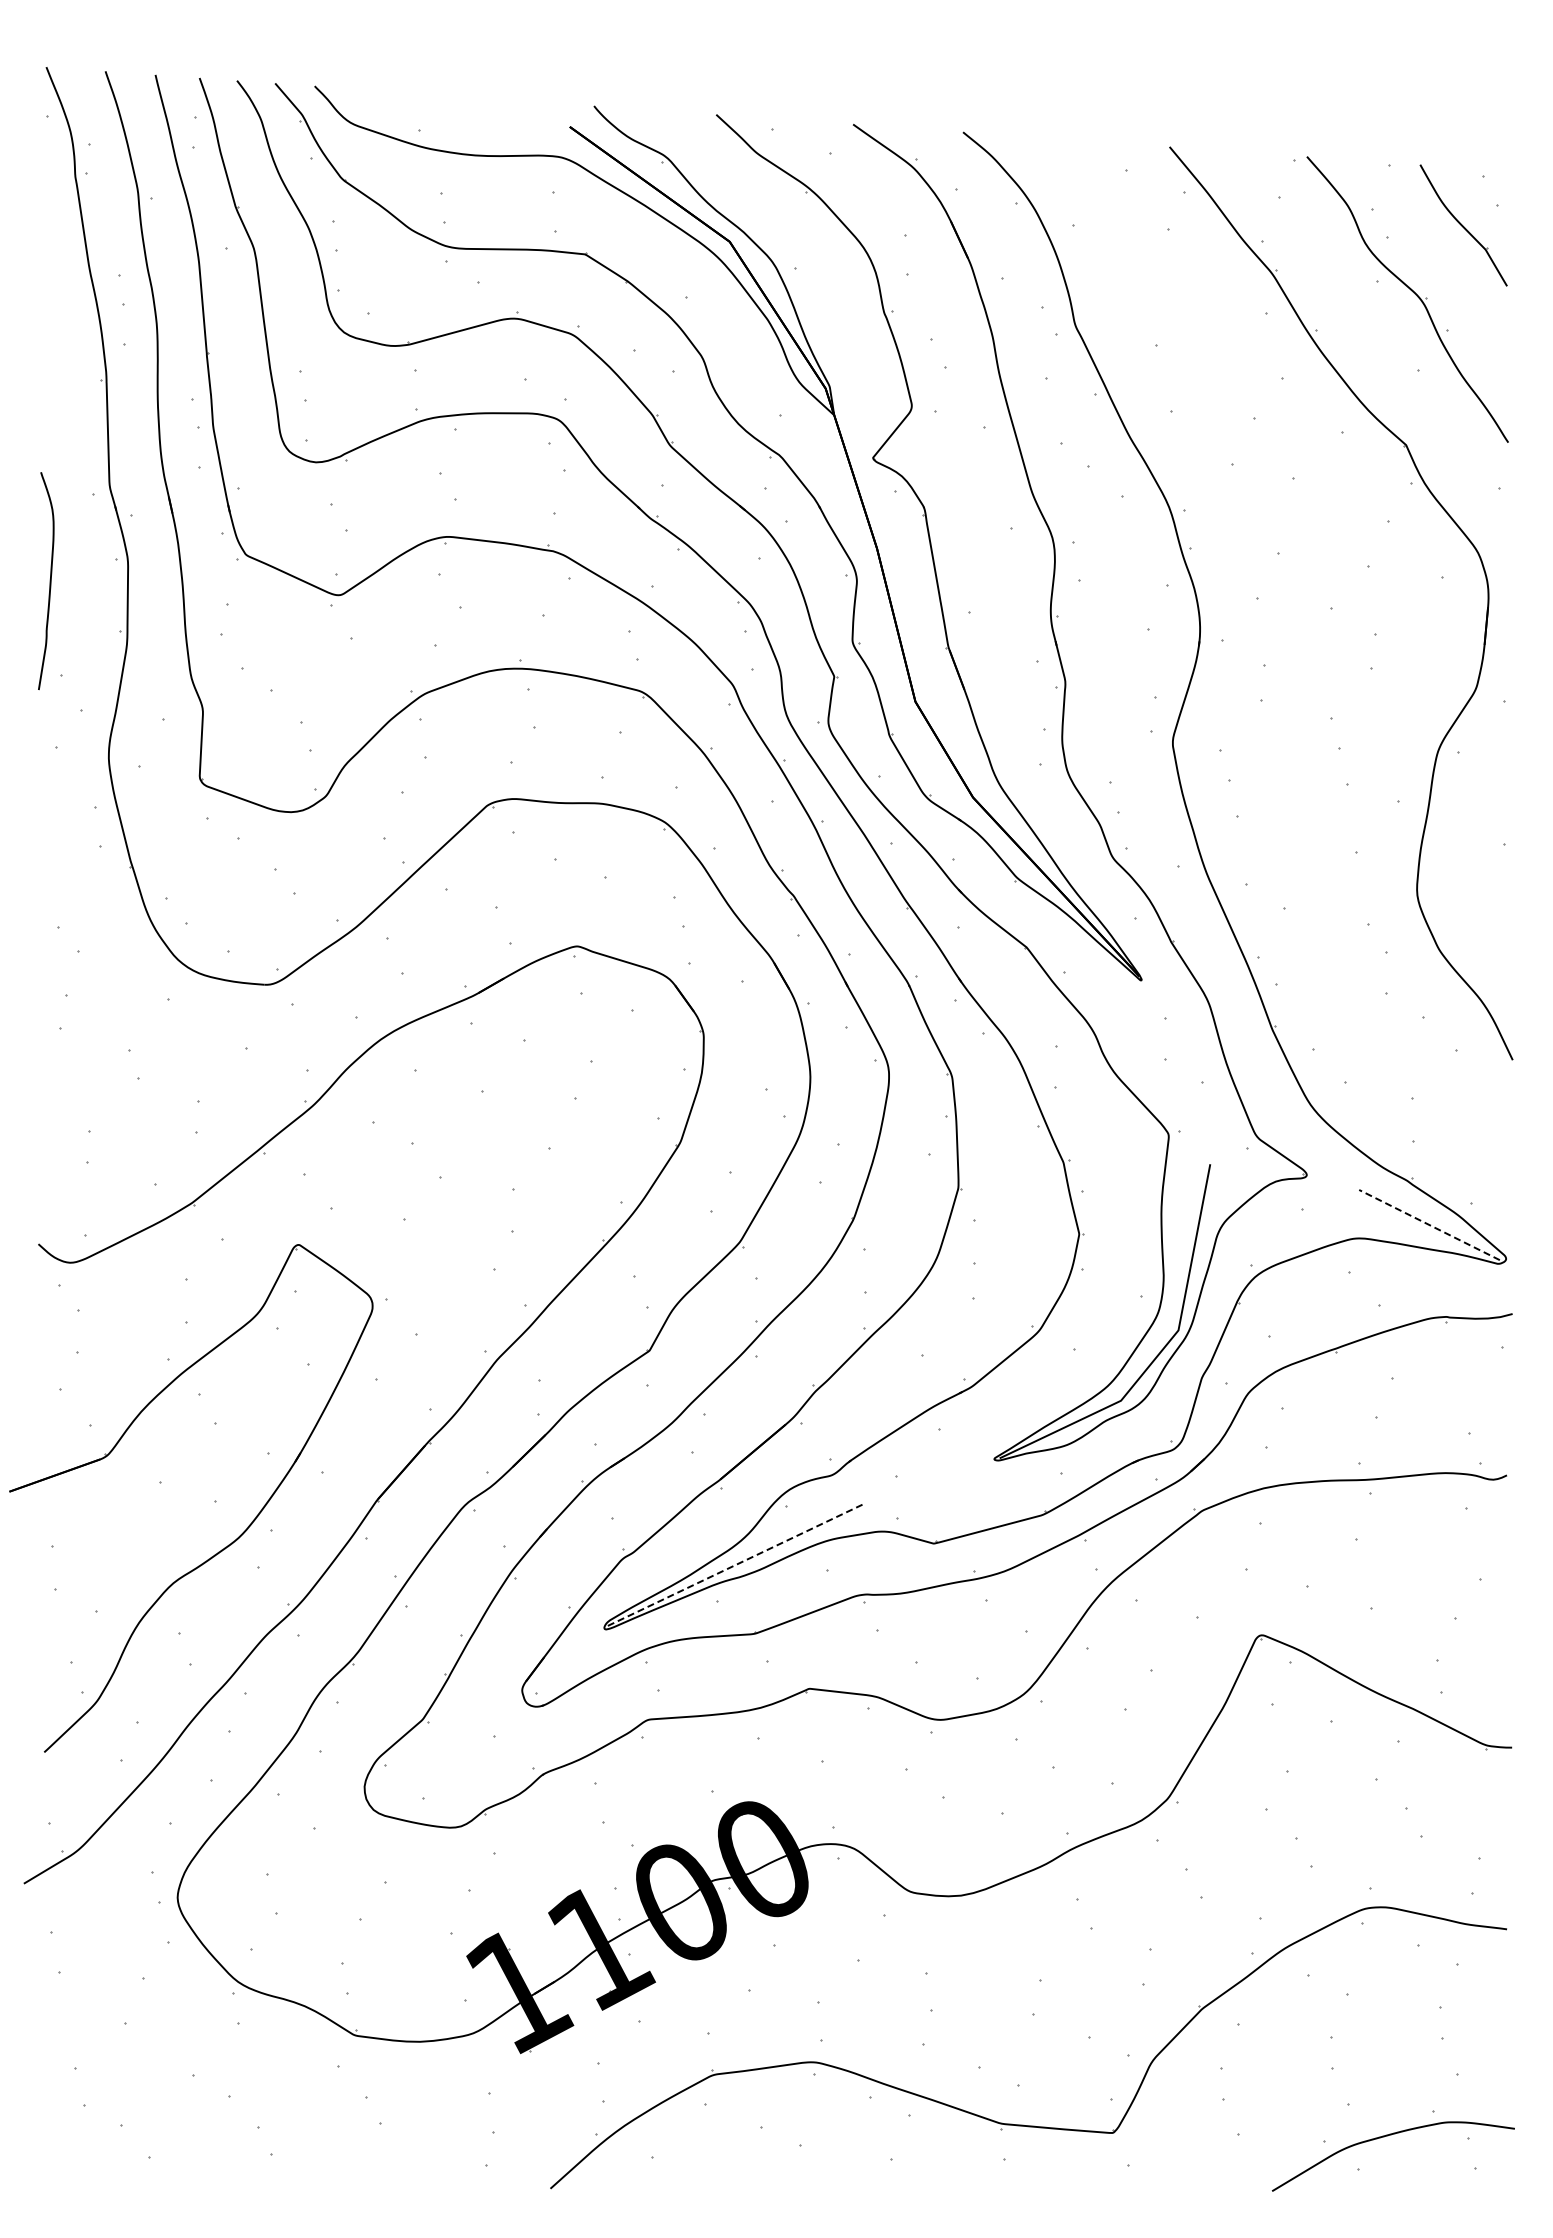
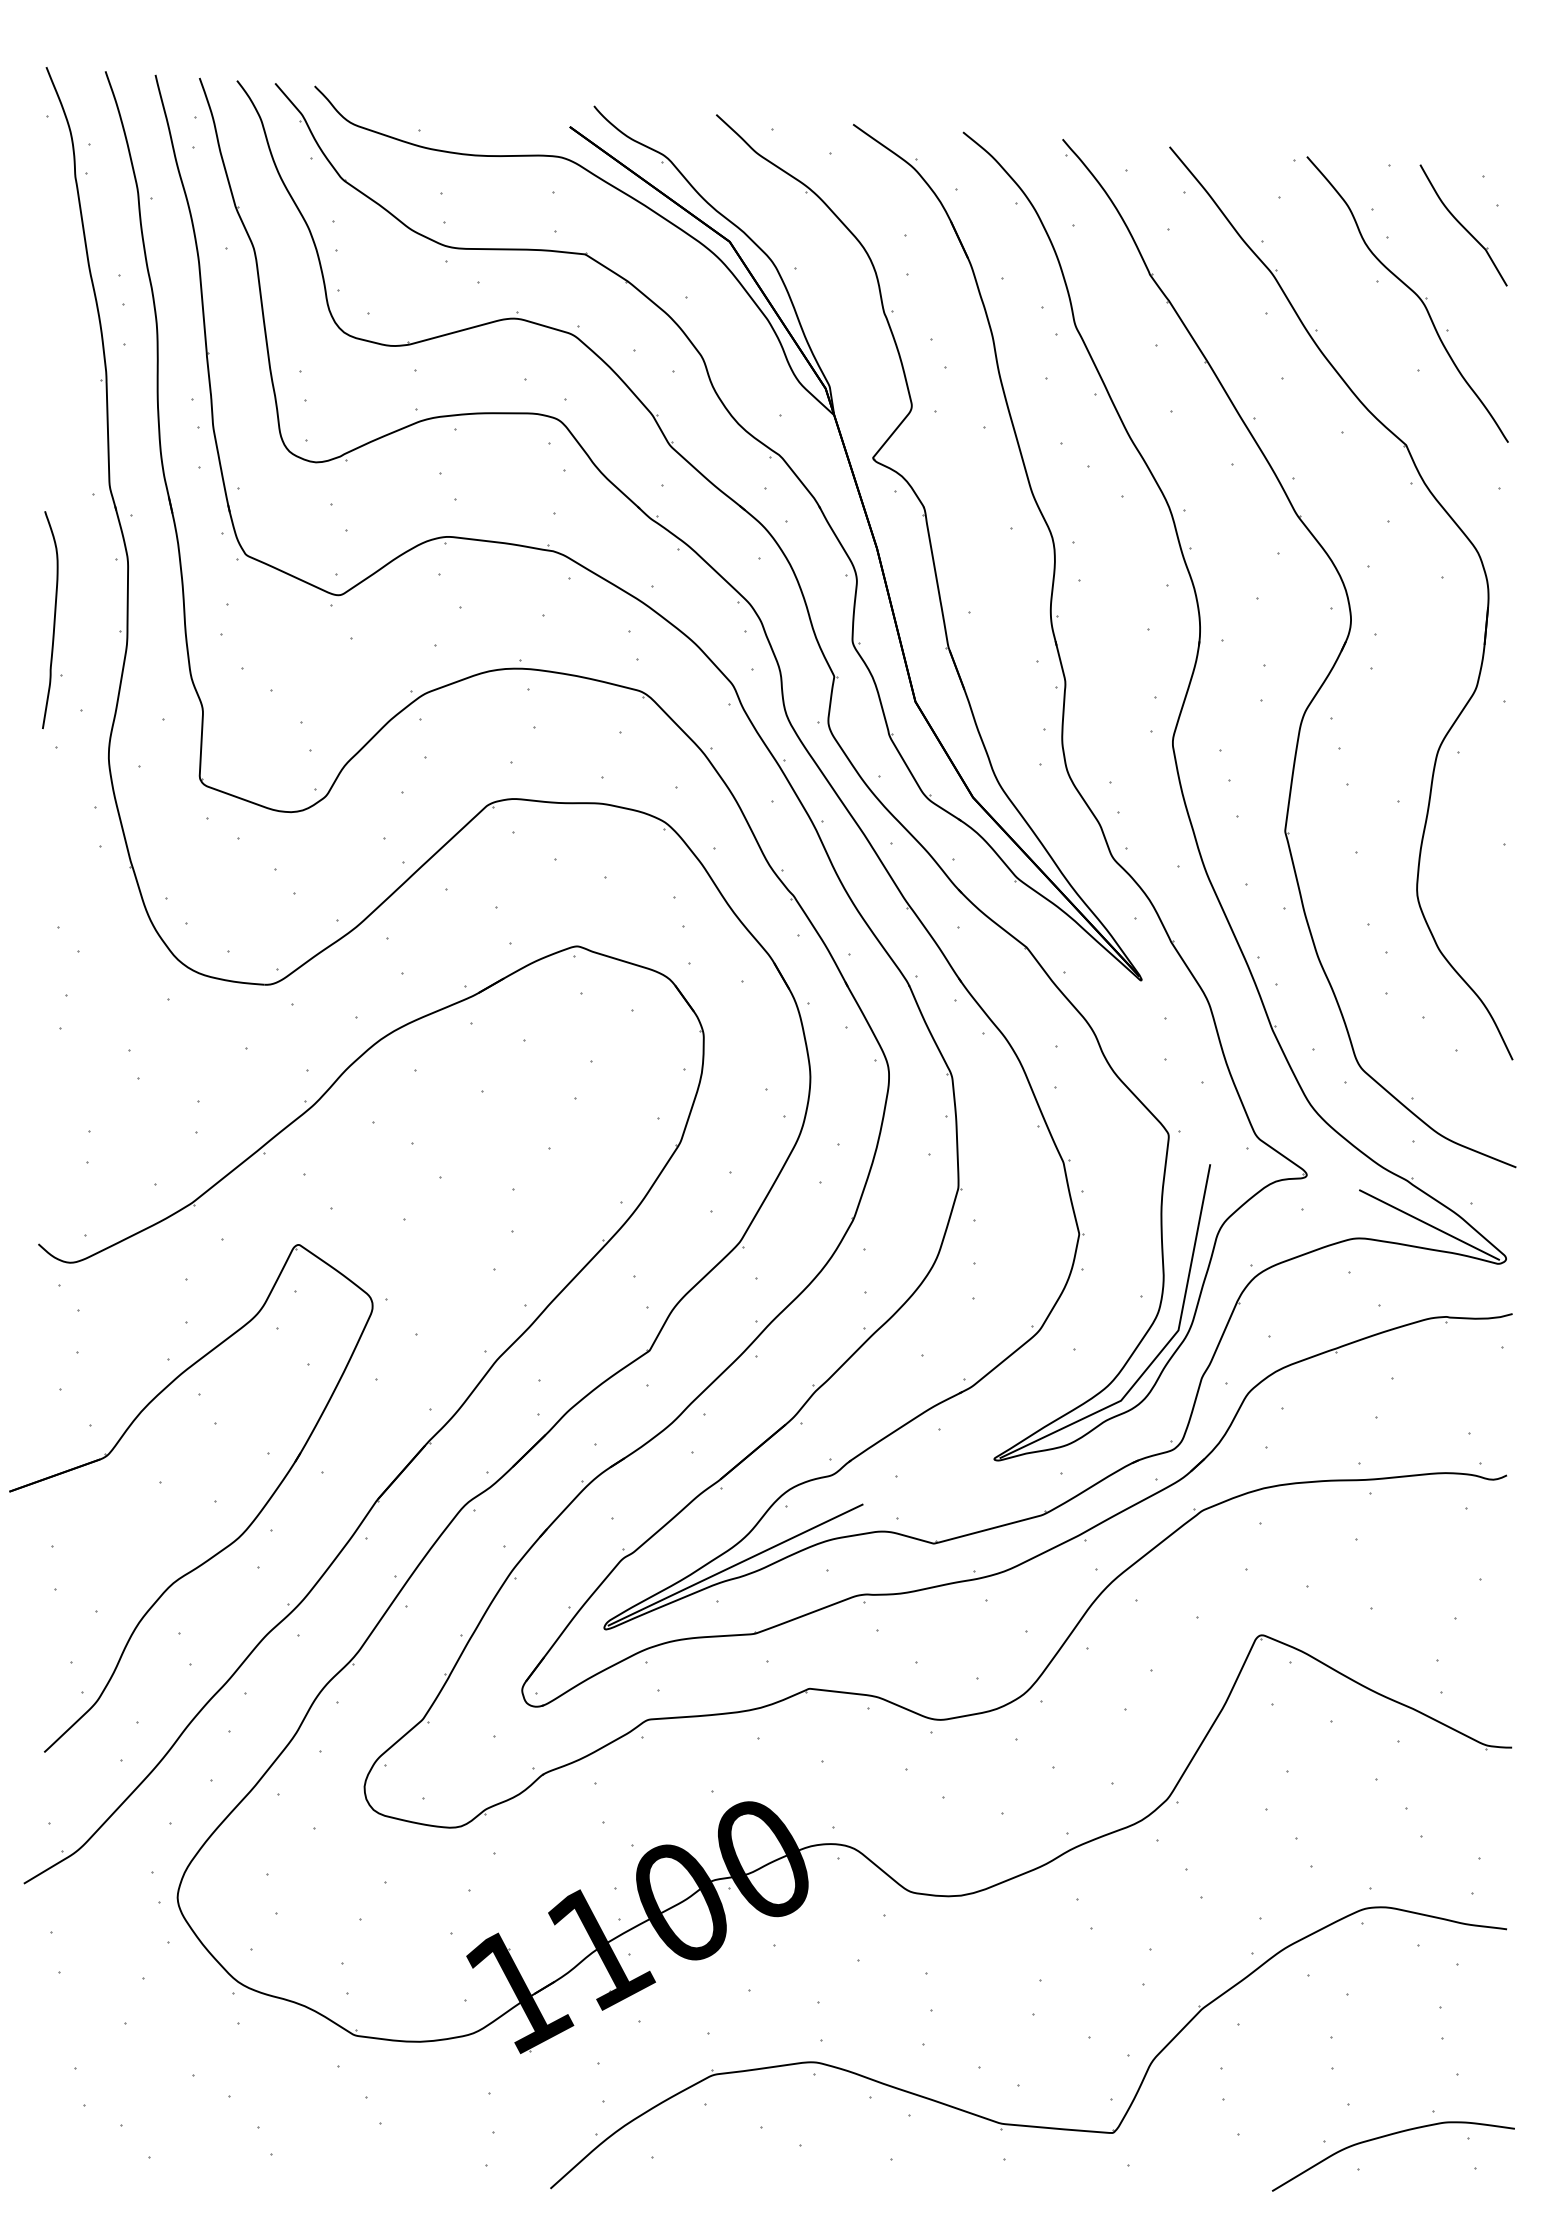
curve position: (49, 581) -> (53, 620) (53, 620)
part: none -> present (1325, 677)
line: dashed -> solid (1429, 1225)
line: dashed -> solid (736, 1564)
